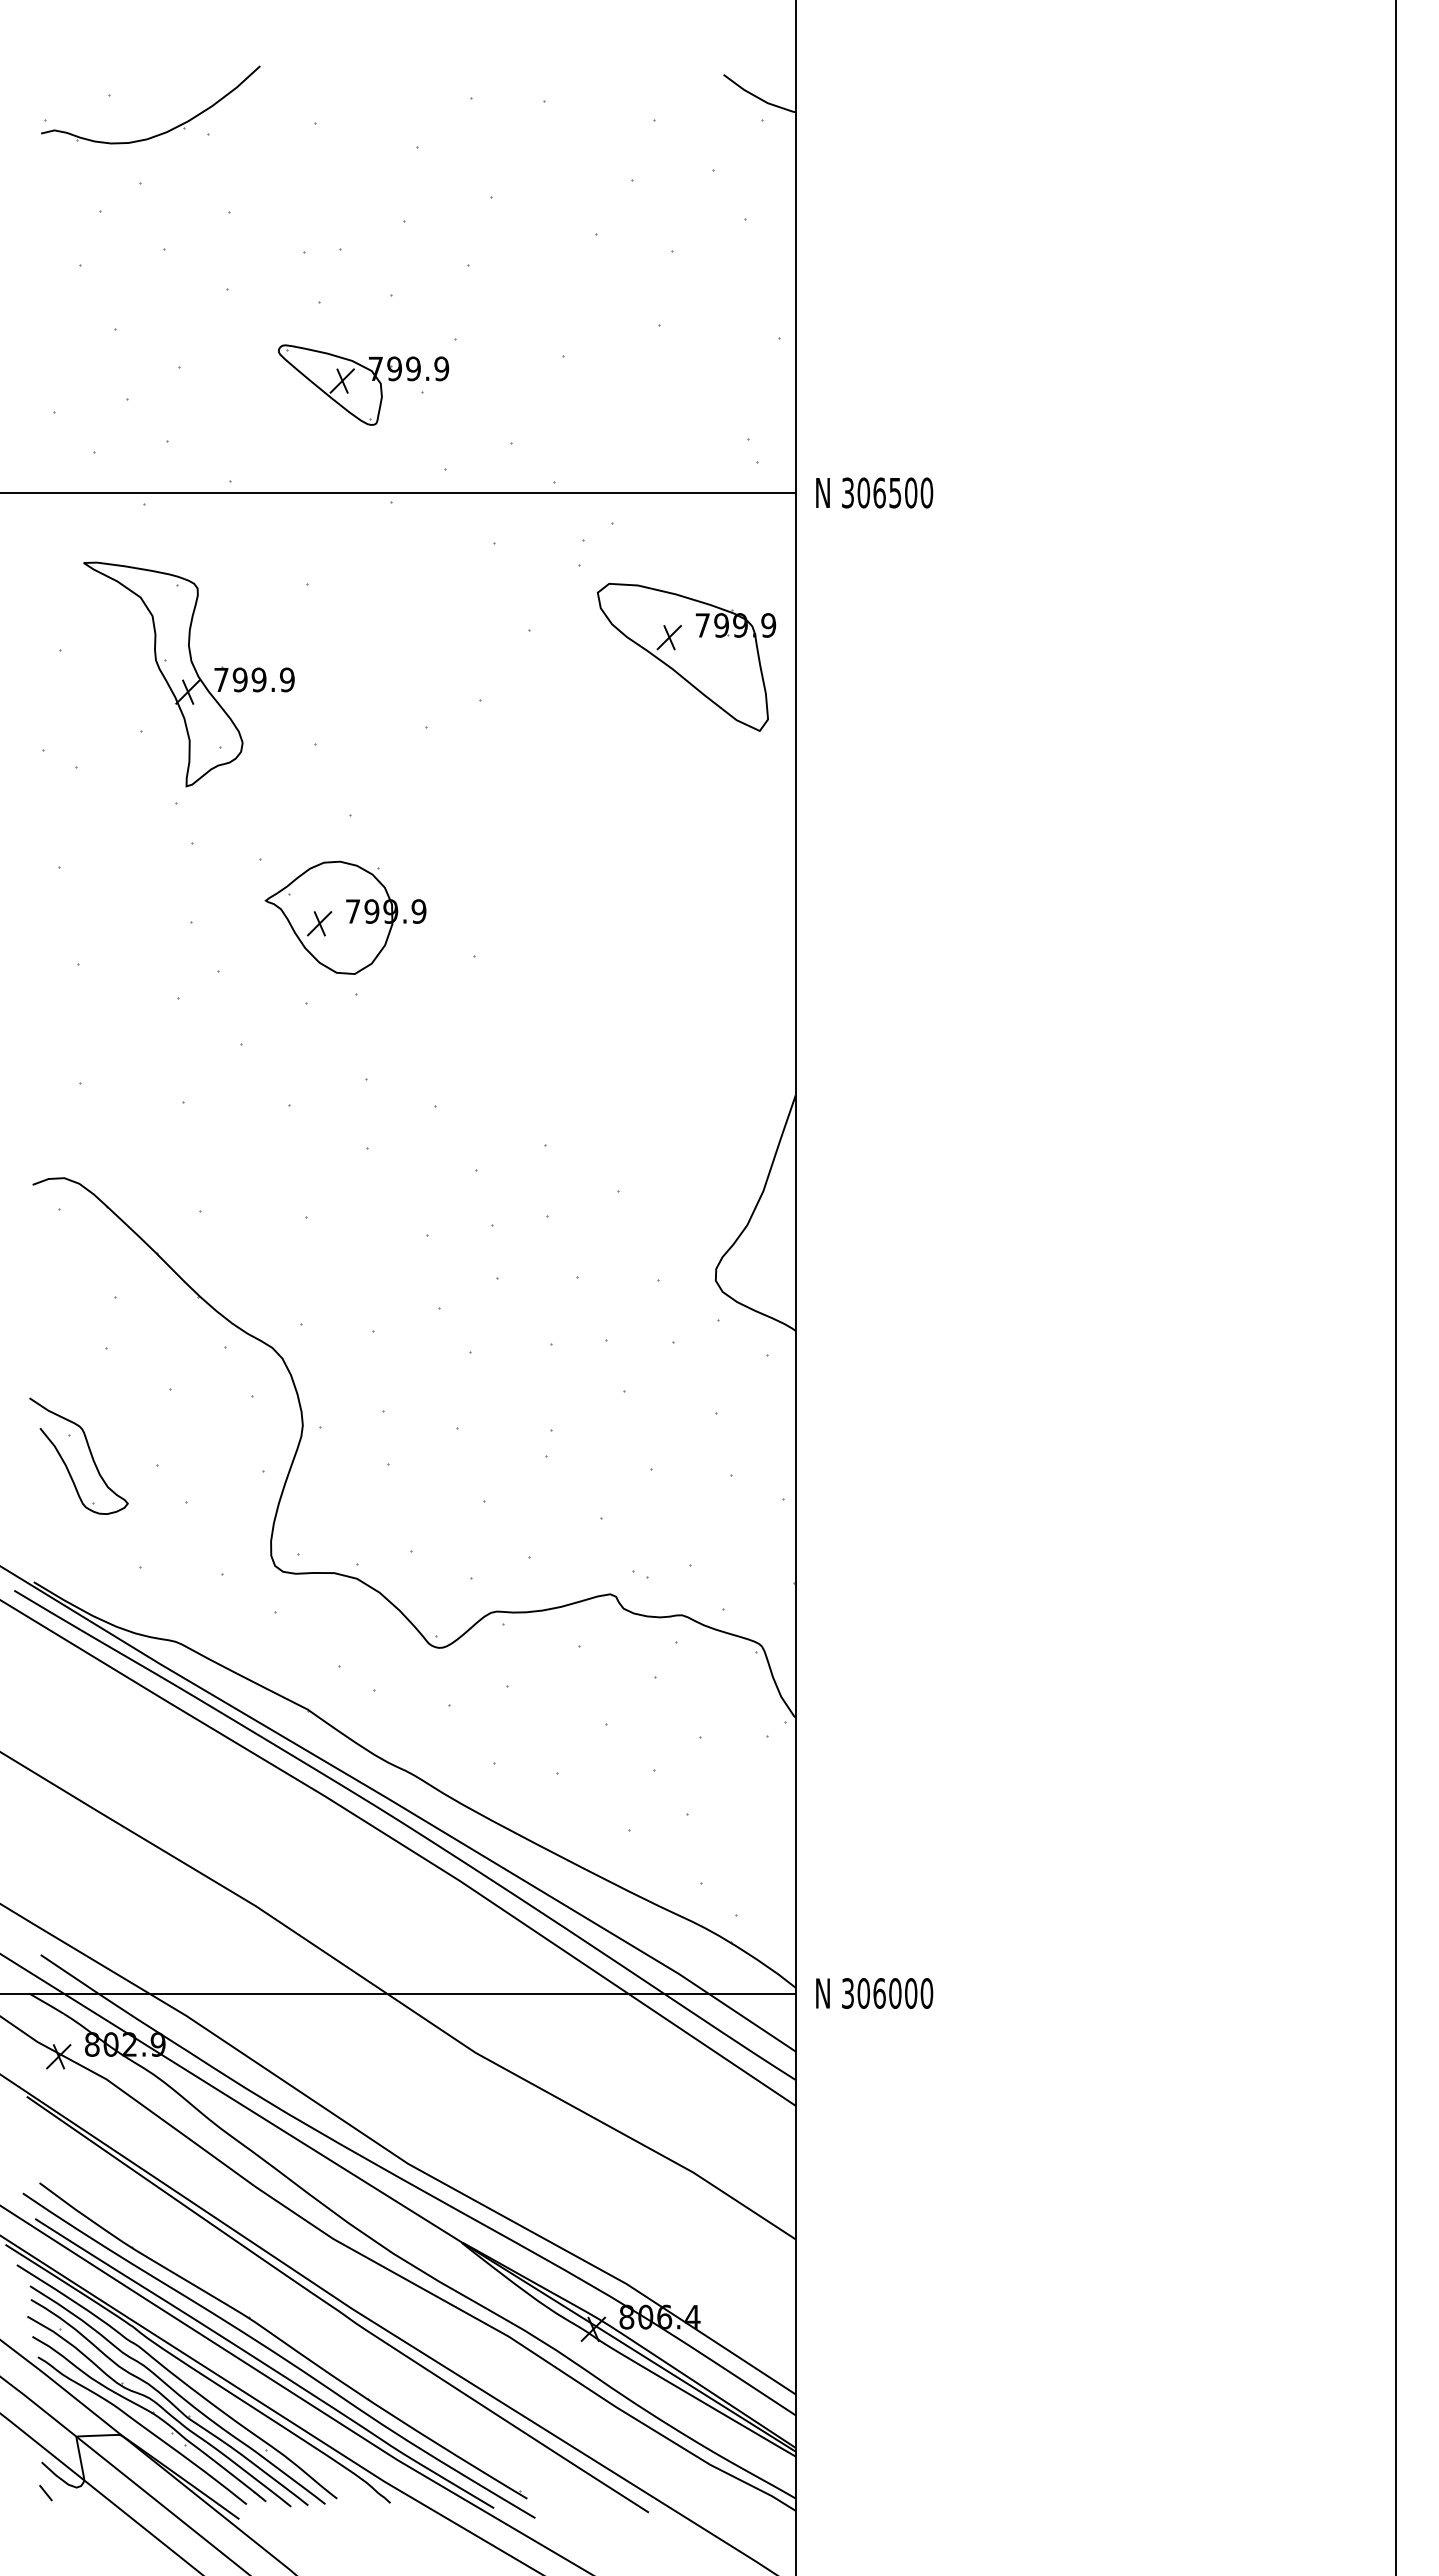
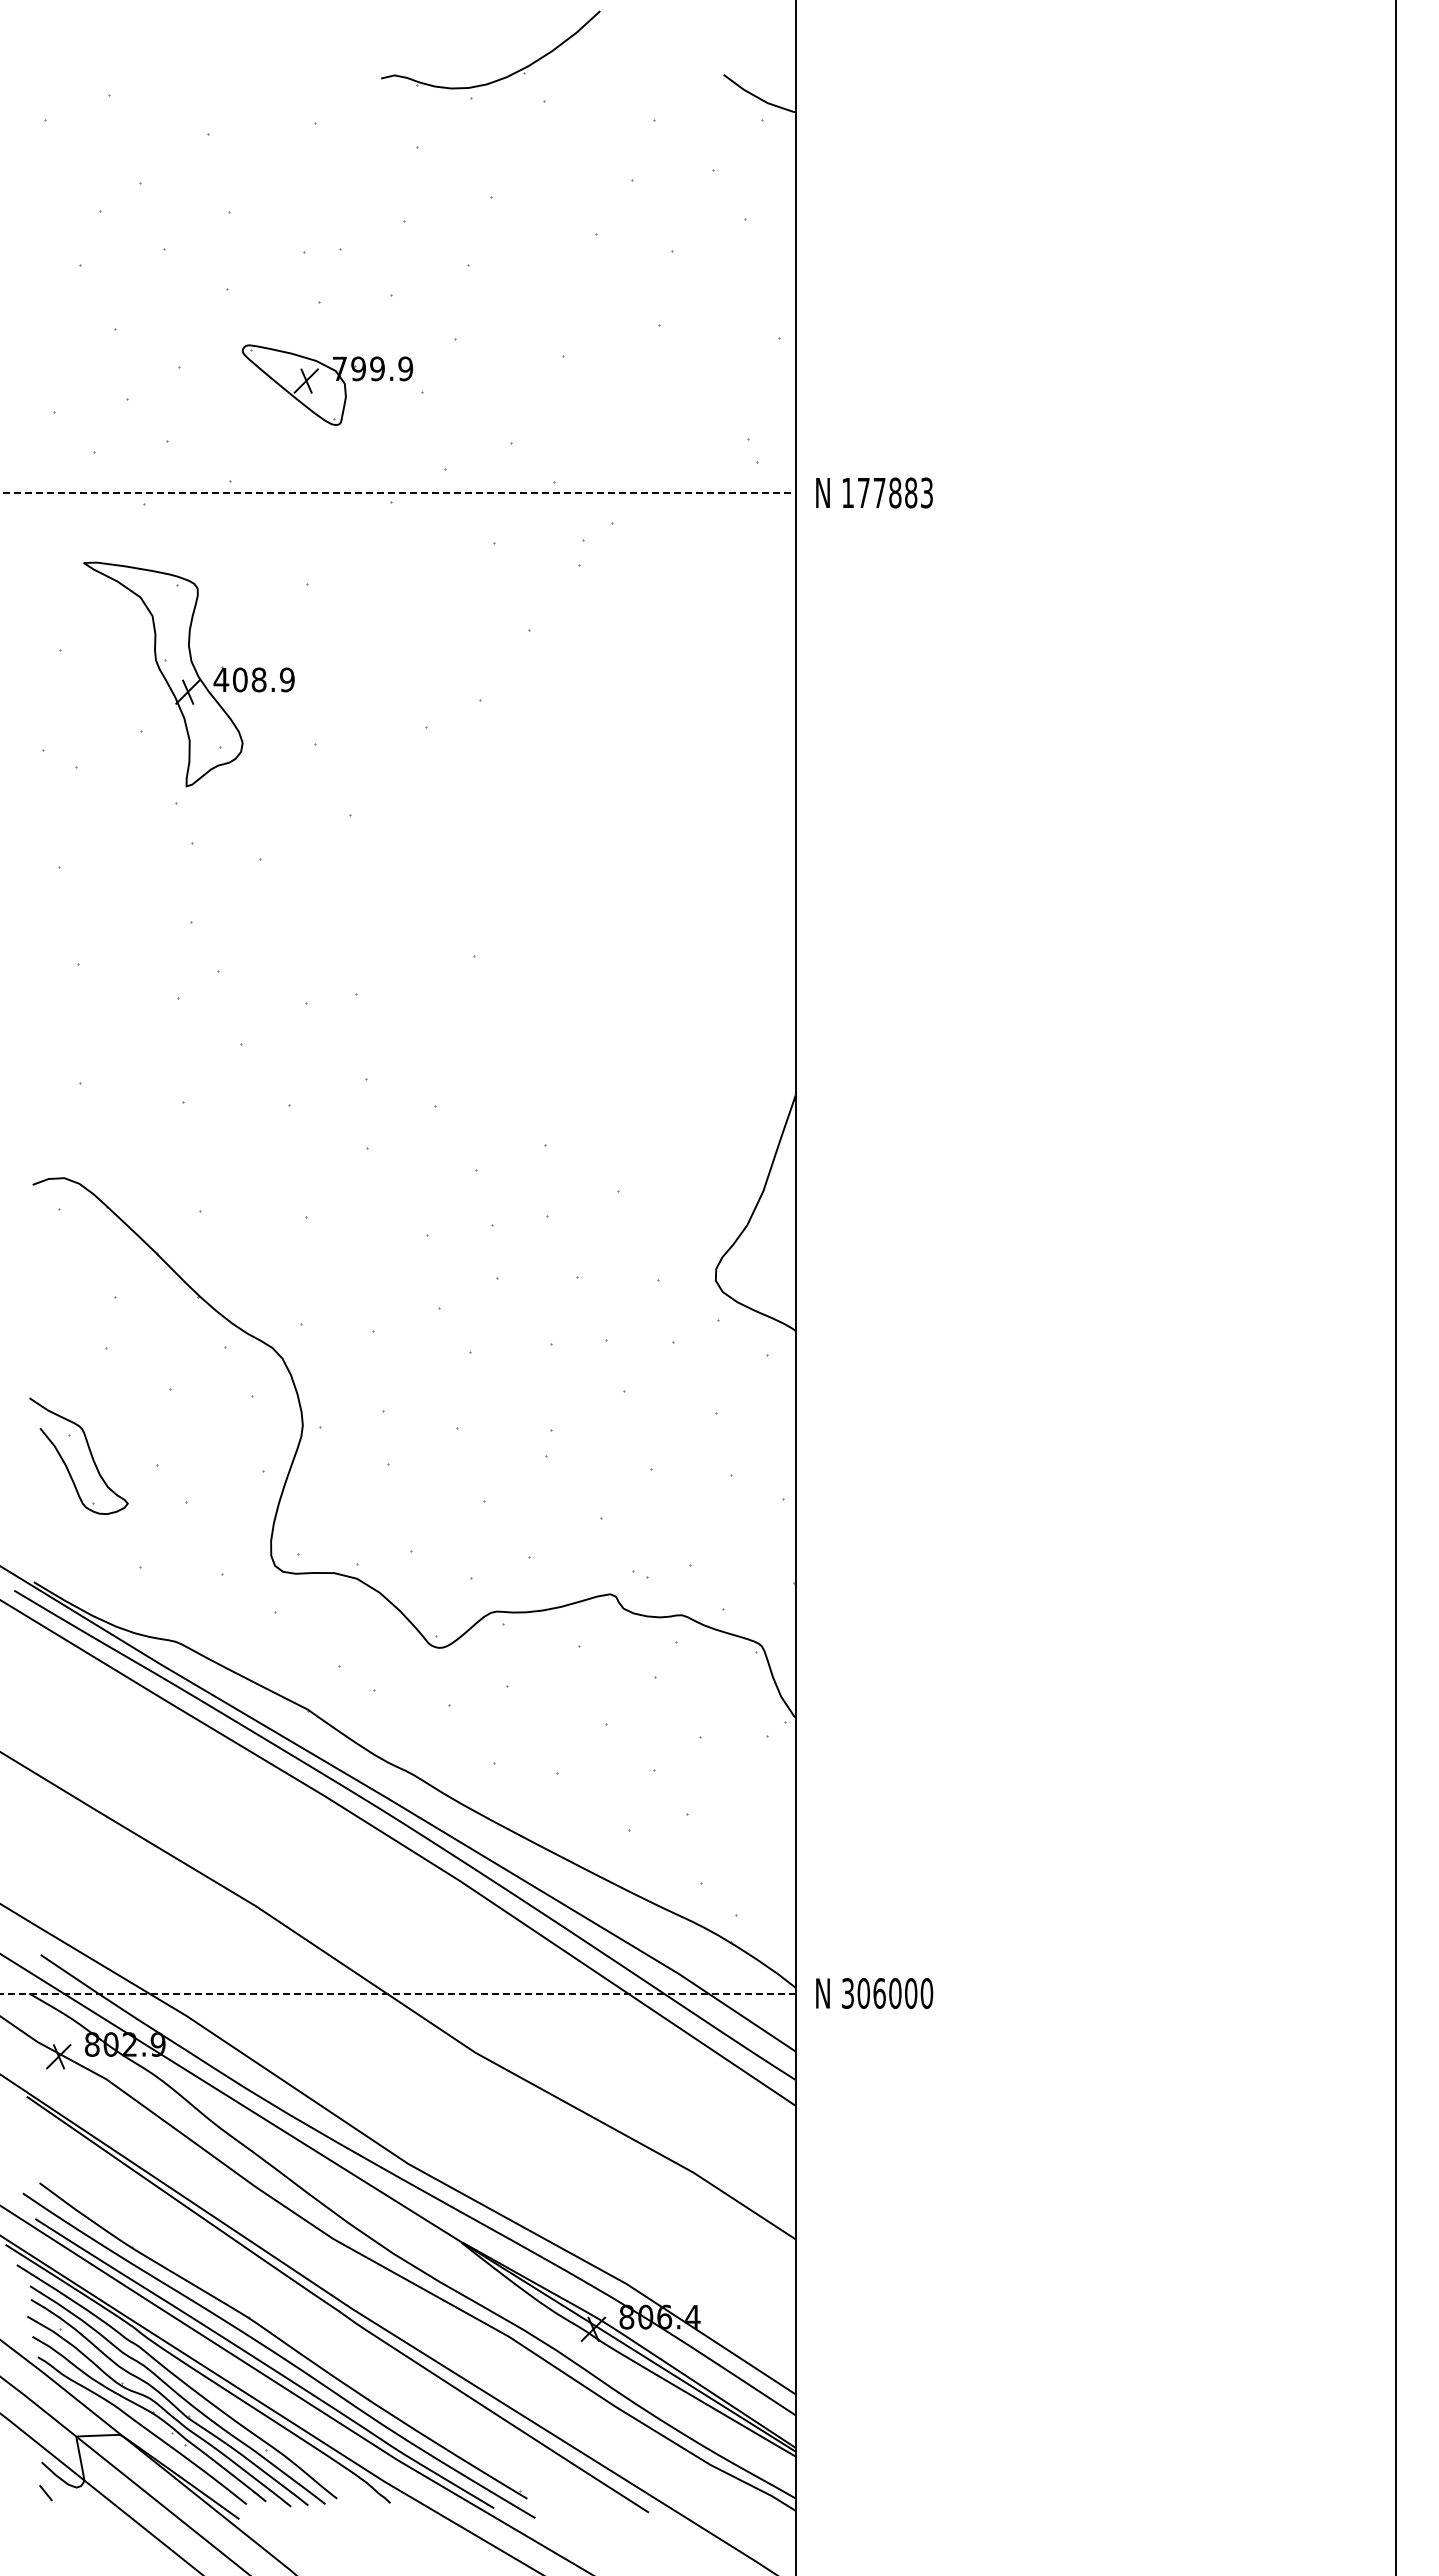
part position: (159, 133) -> (499, 78) (499, 78)
part position: (363, 384) -> (327, 384) (327, 384)
text: 306500 -> 177883 (887, 492)
line: solid -> dashed (398, 493)
part: present -> none (686, 657)
text: 799.9 -> 408.9 (239, 679)
part: present -> none (345, 917)
line: solid -> dashed (398, 1993)
